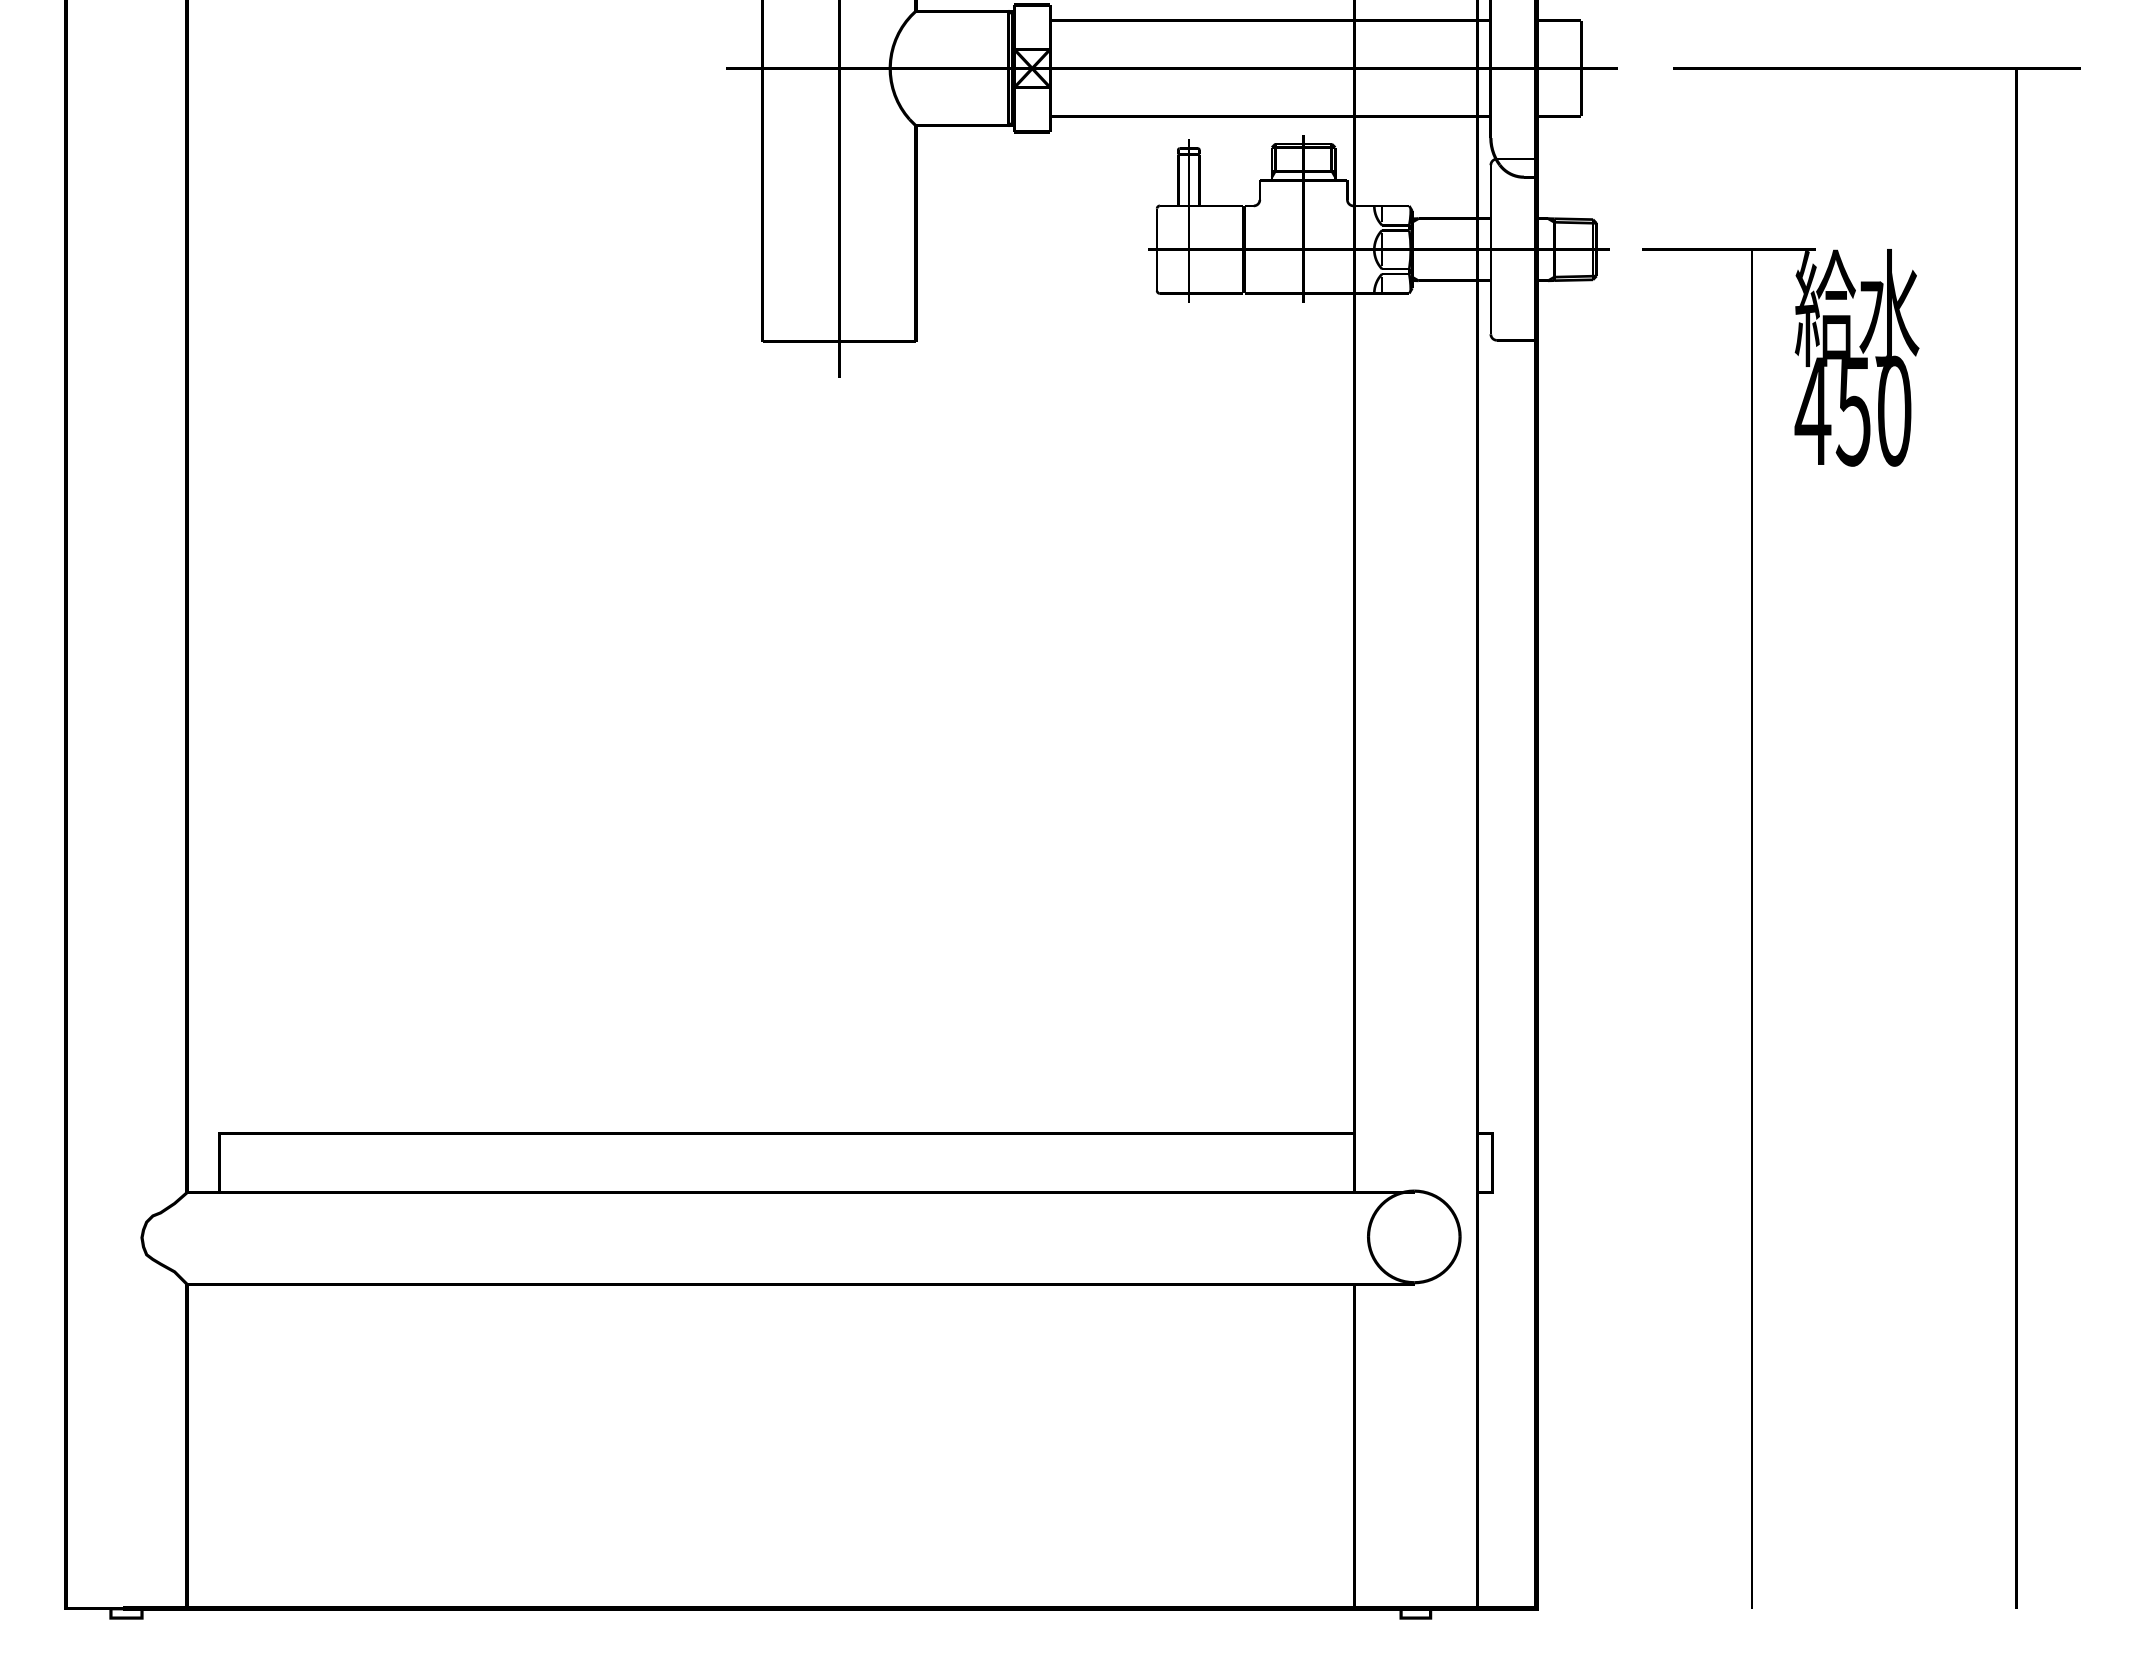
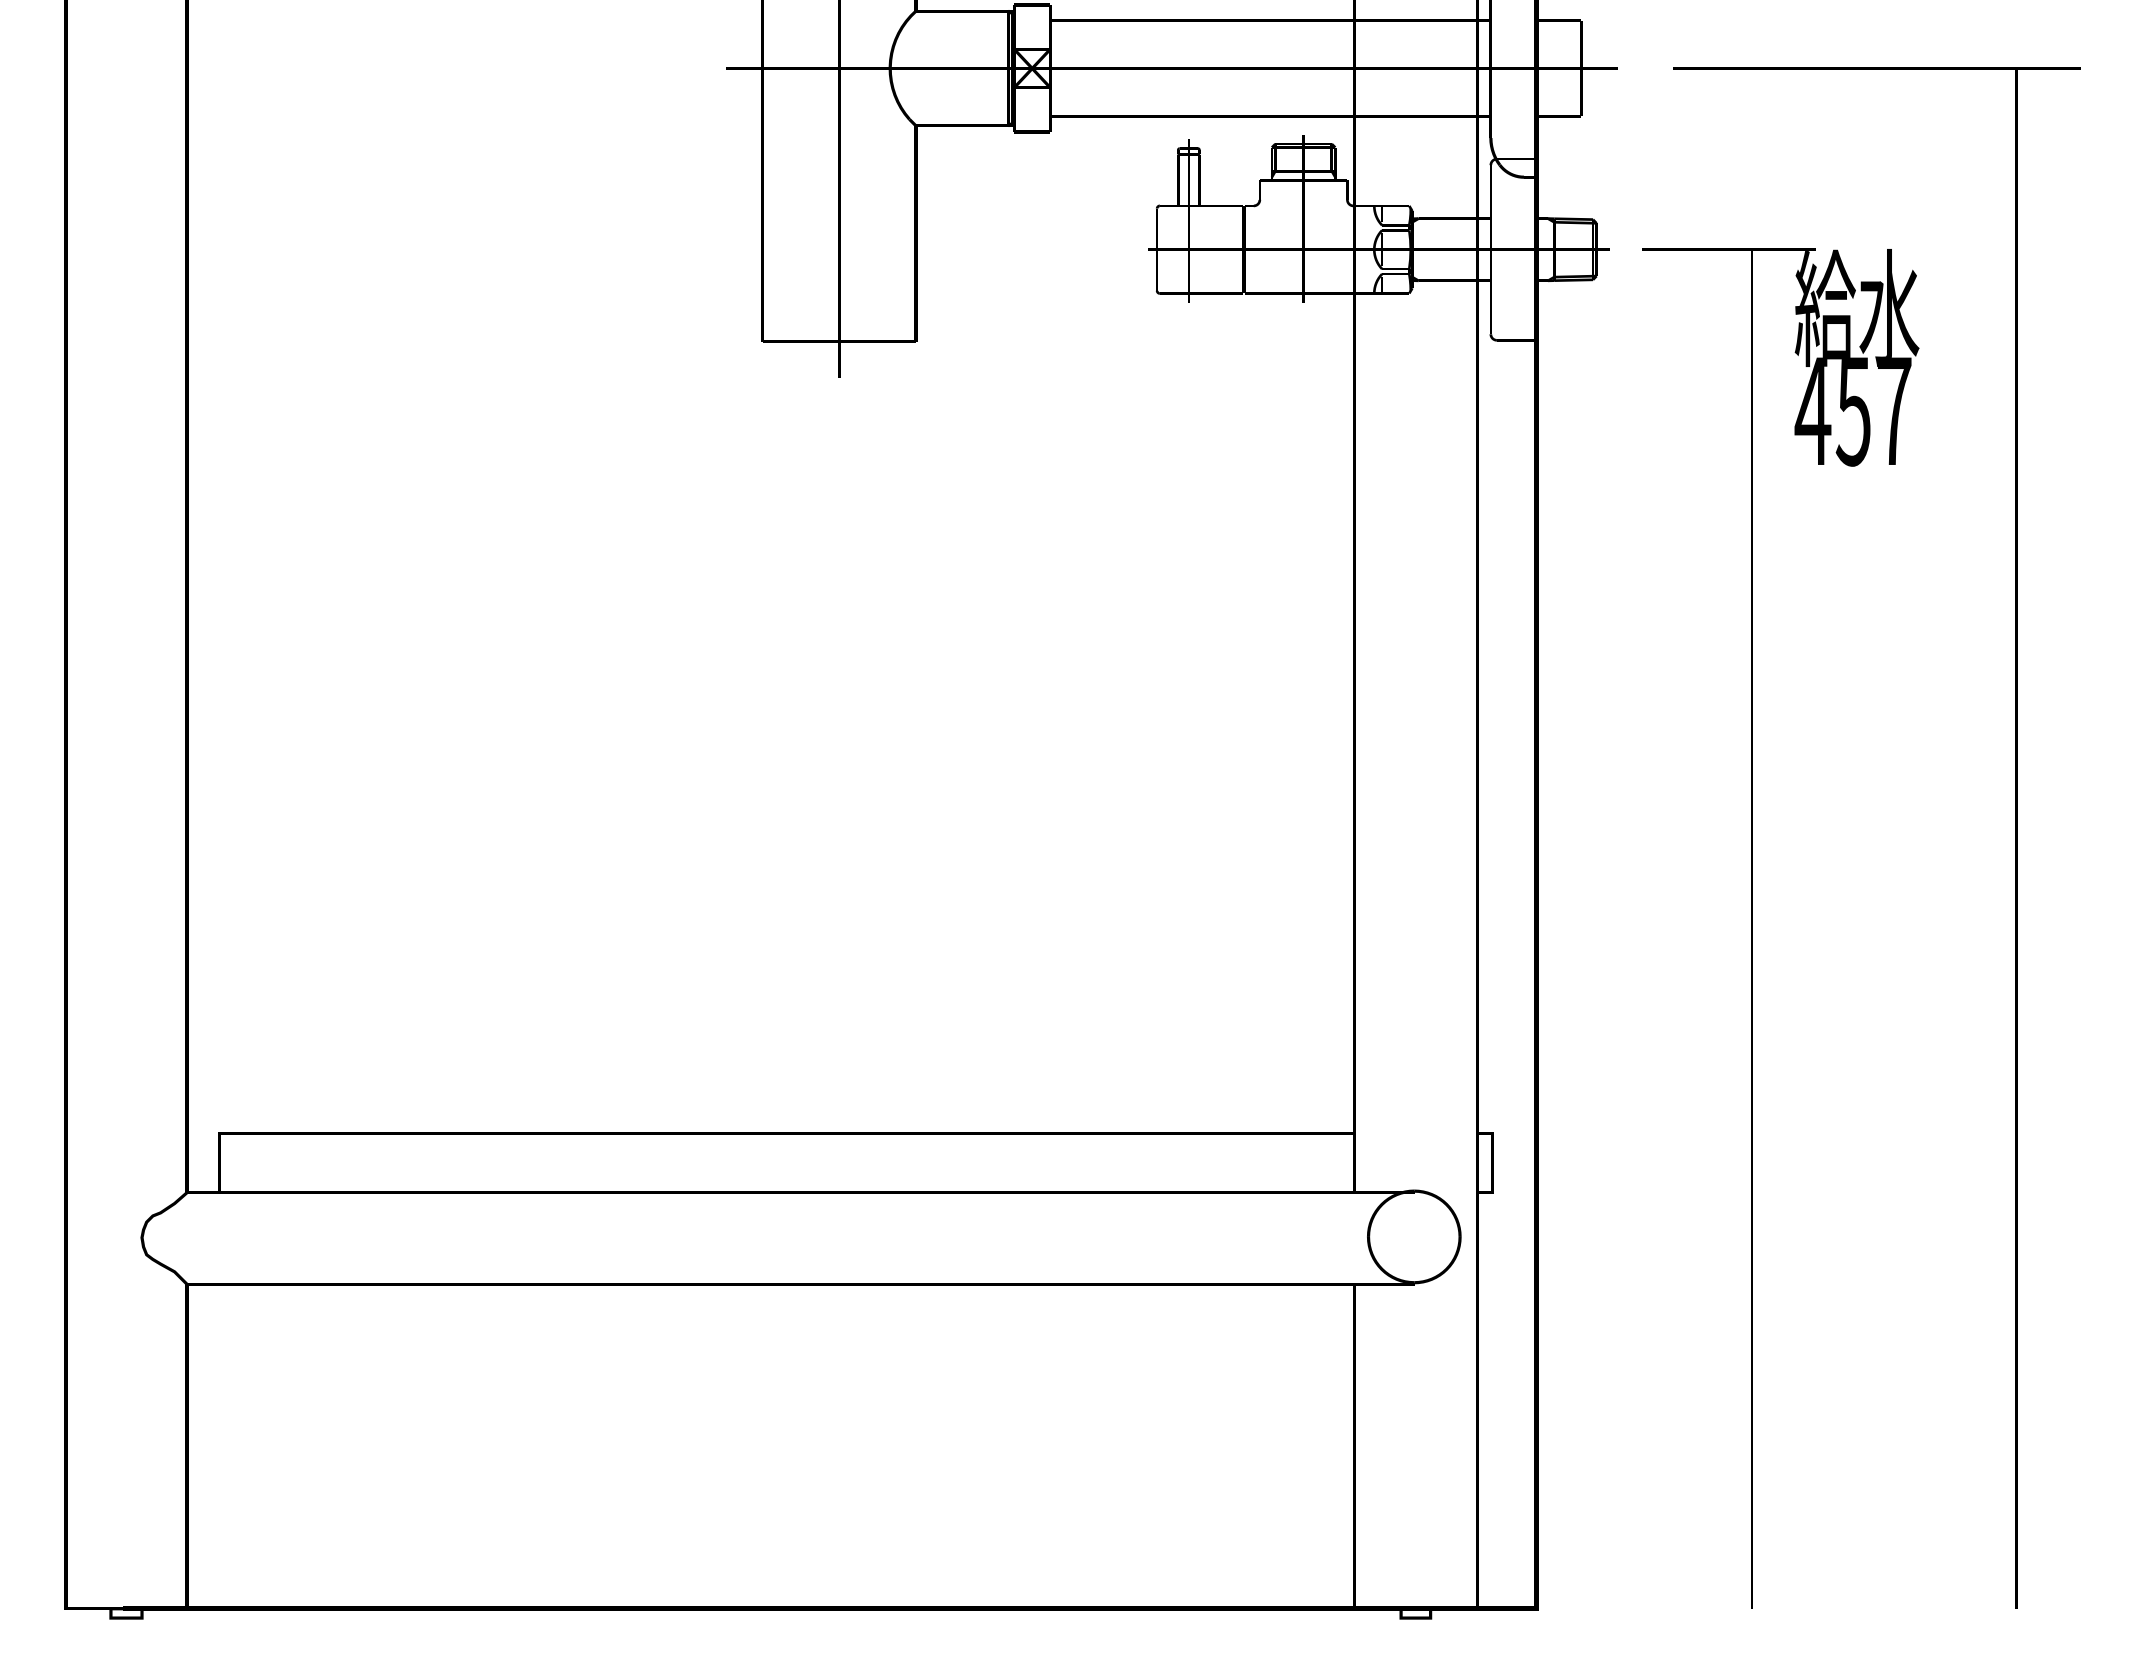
text: 450 -> 457 (1894, 410)
